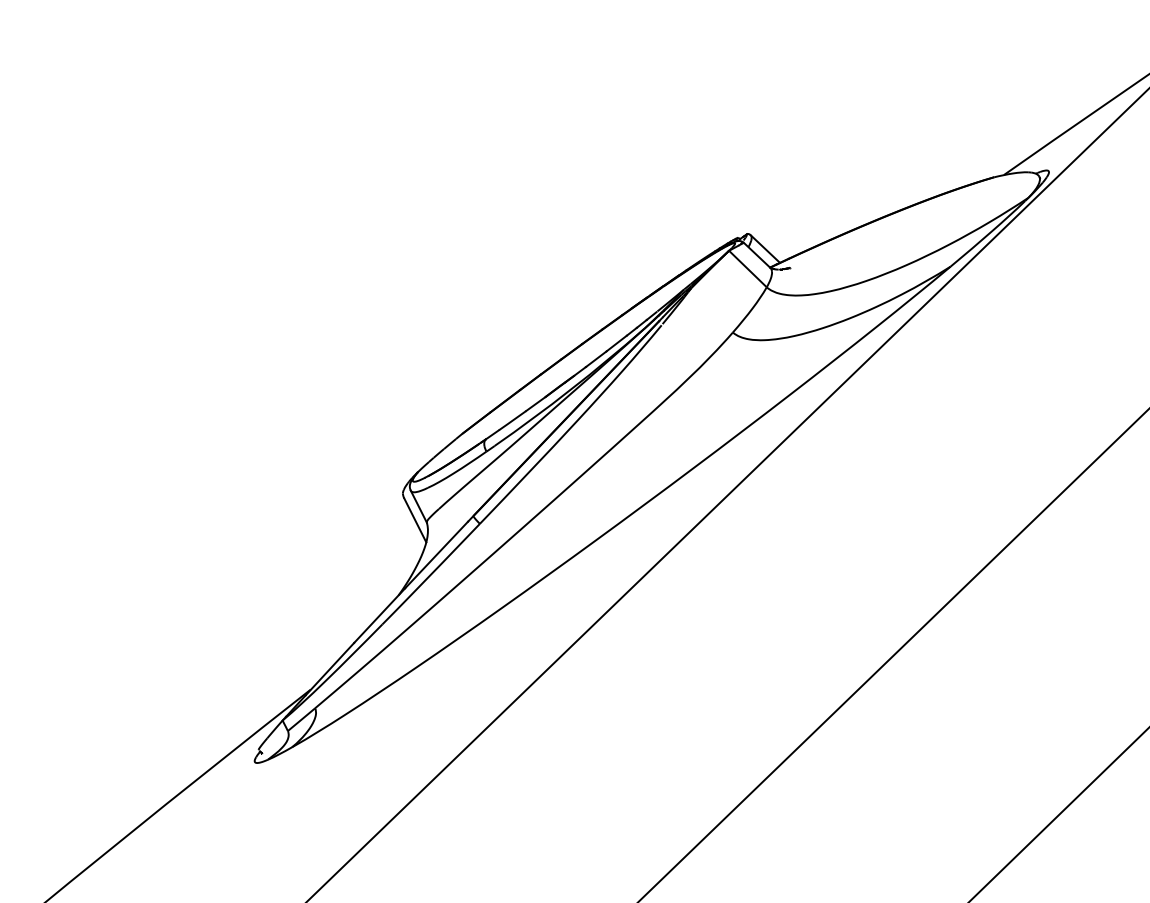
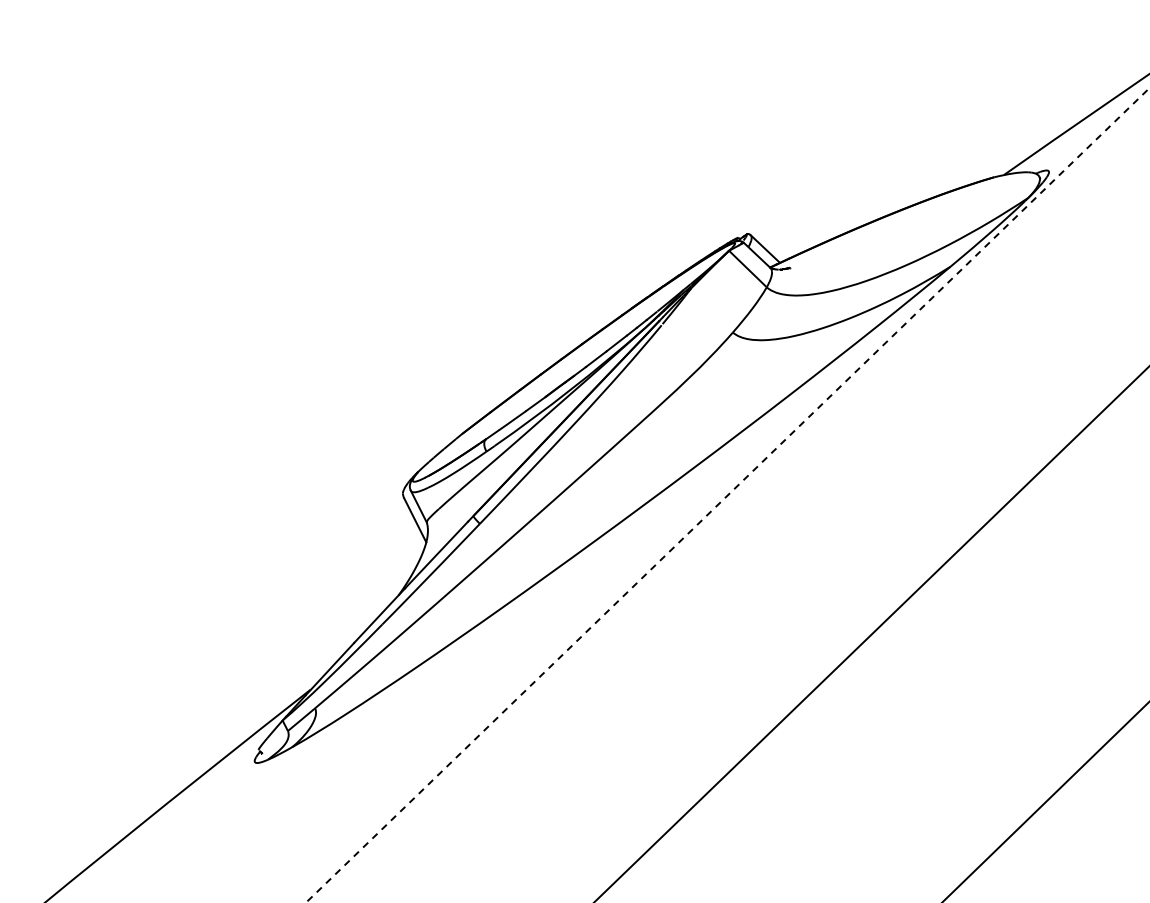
line: solid -> dashed (728, 494)
line position: (893, 655) -> (871, 634) (871, 634)
line position: (1058, 814) -> (1045, 801) (1045, 801)
